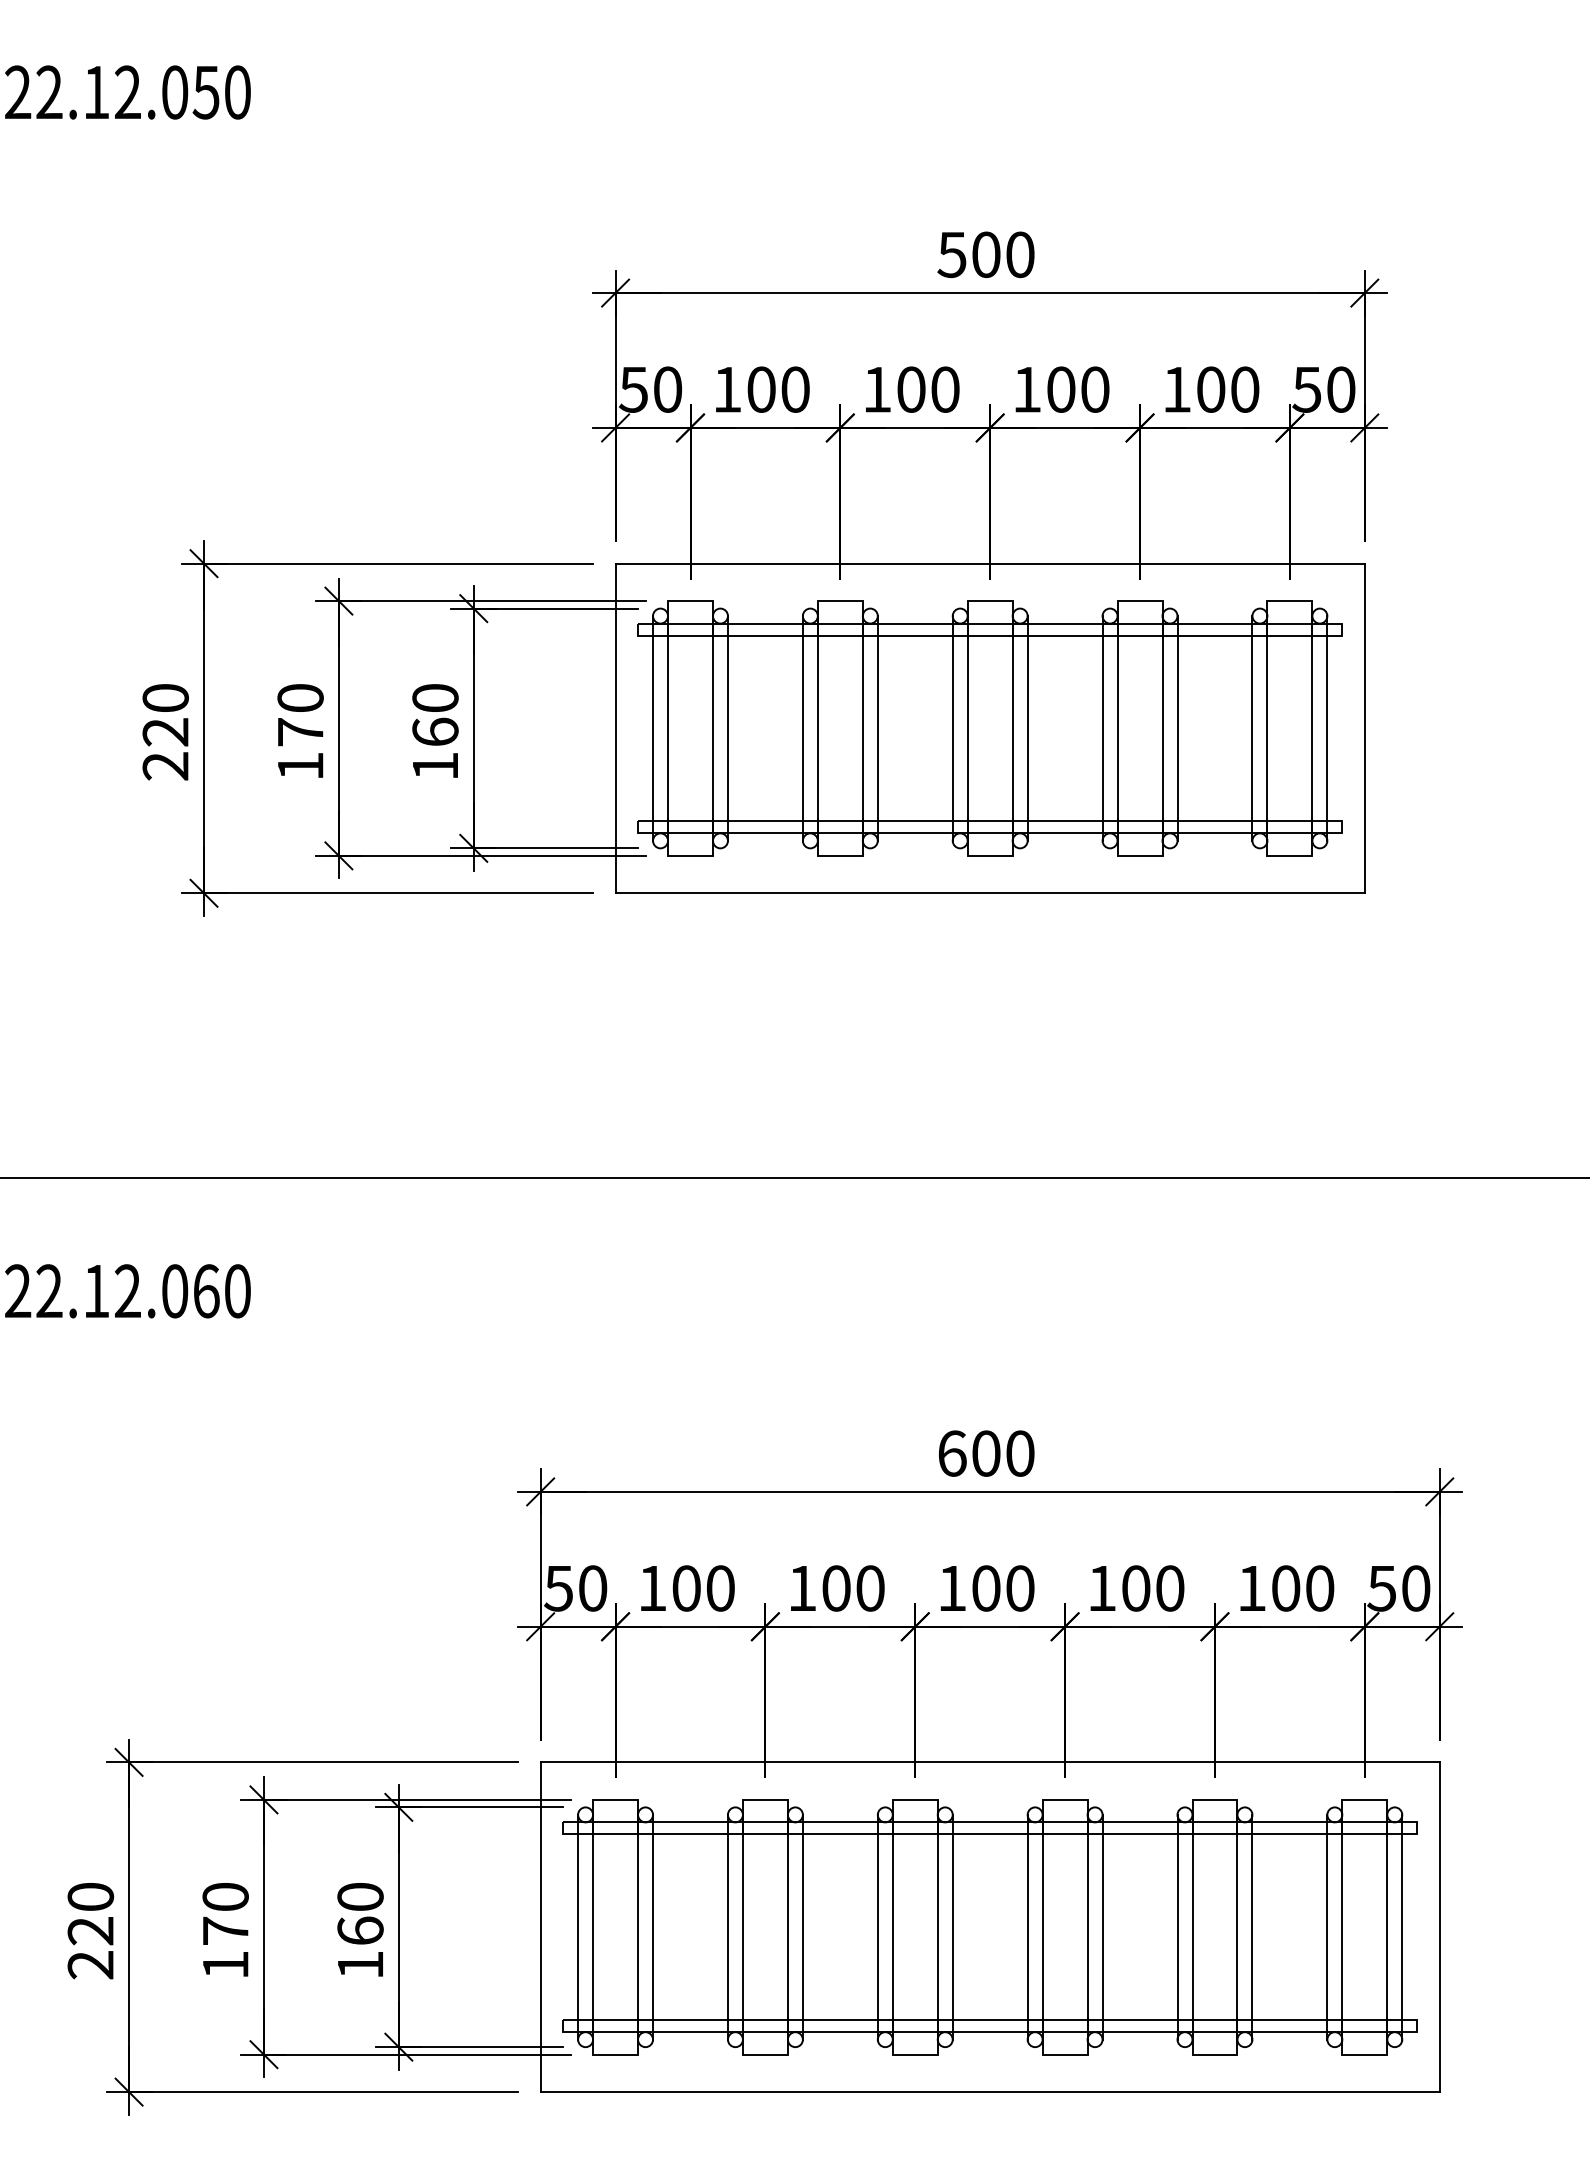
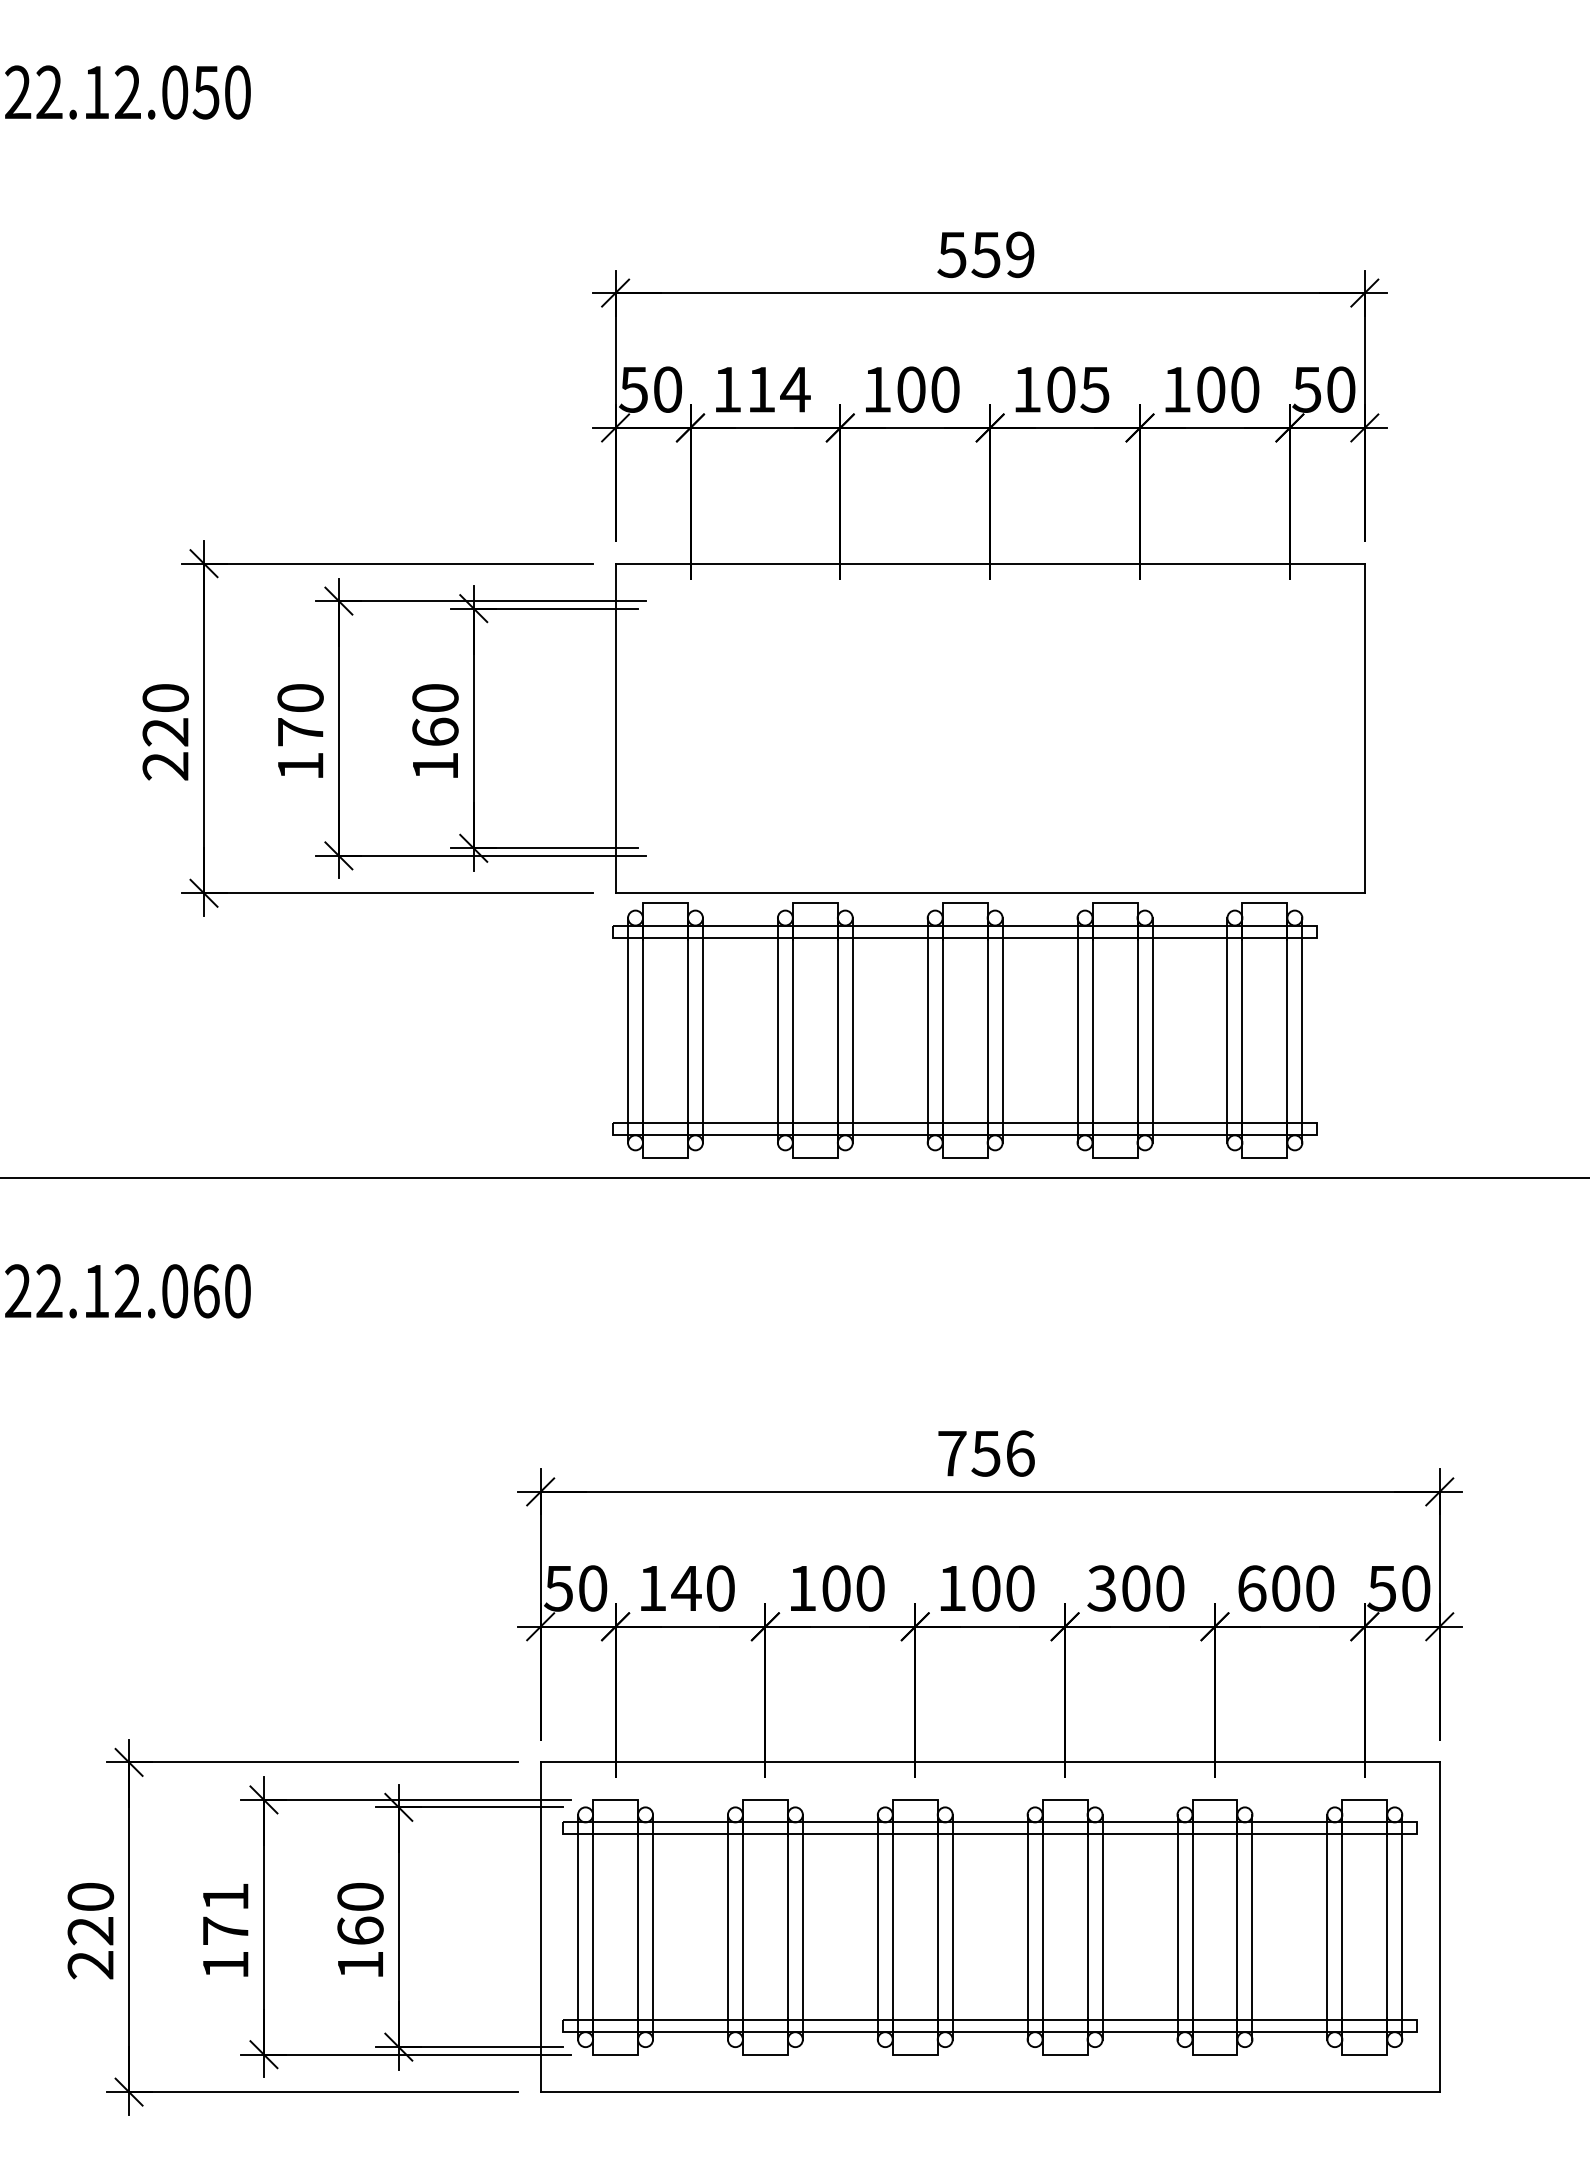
text: 500 -> 559 (1002, 254)
text: 100 -> 114 (778, 389)
text: 100 -> 105 (1094, 389)
part position: (989, 728) -> (964, 1030) (964, 1030)
text: 600 -> 756 (986, 1453)
text: 100 -> 140 (686, 1588)
text: 100 -> 300 (1101, 1588)
text: 100 -> 600 (1252, 1588)
text: 170 -> 171 (225, 1896)
